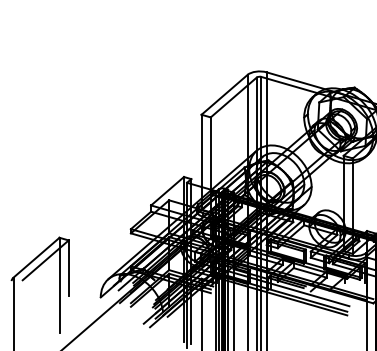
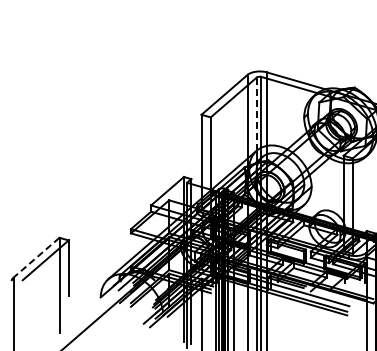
line: solid -> dashed (256, 114)
line: solid -> dashed (36, 258)
